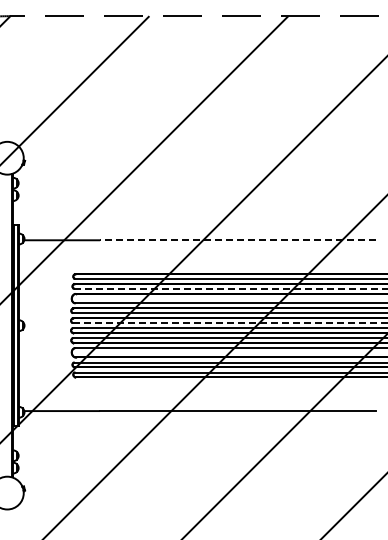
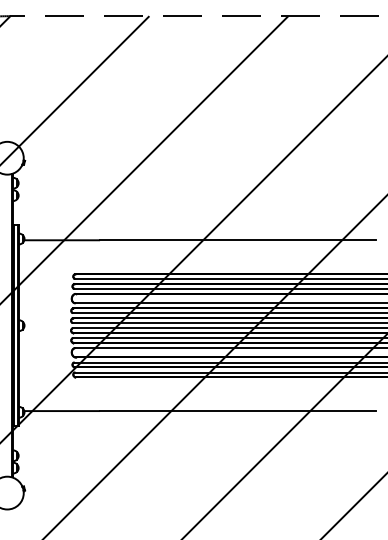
line: dashed -> solid (237, 240)
line: dashed -> solid (230, 288)
line: dashed -> solid (230, 323)
